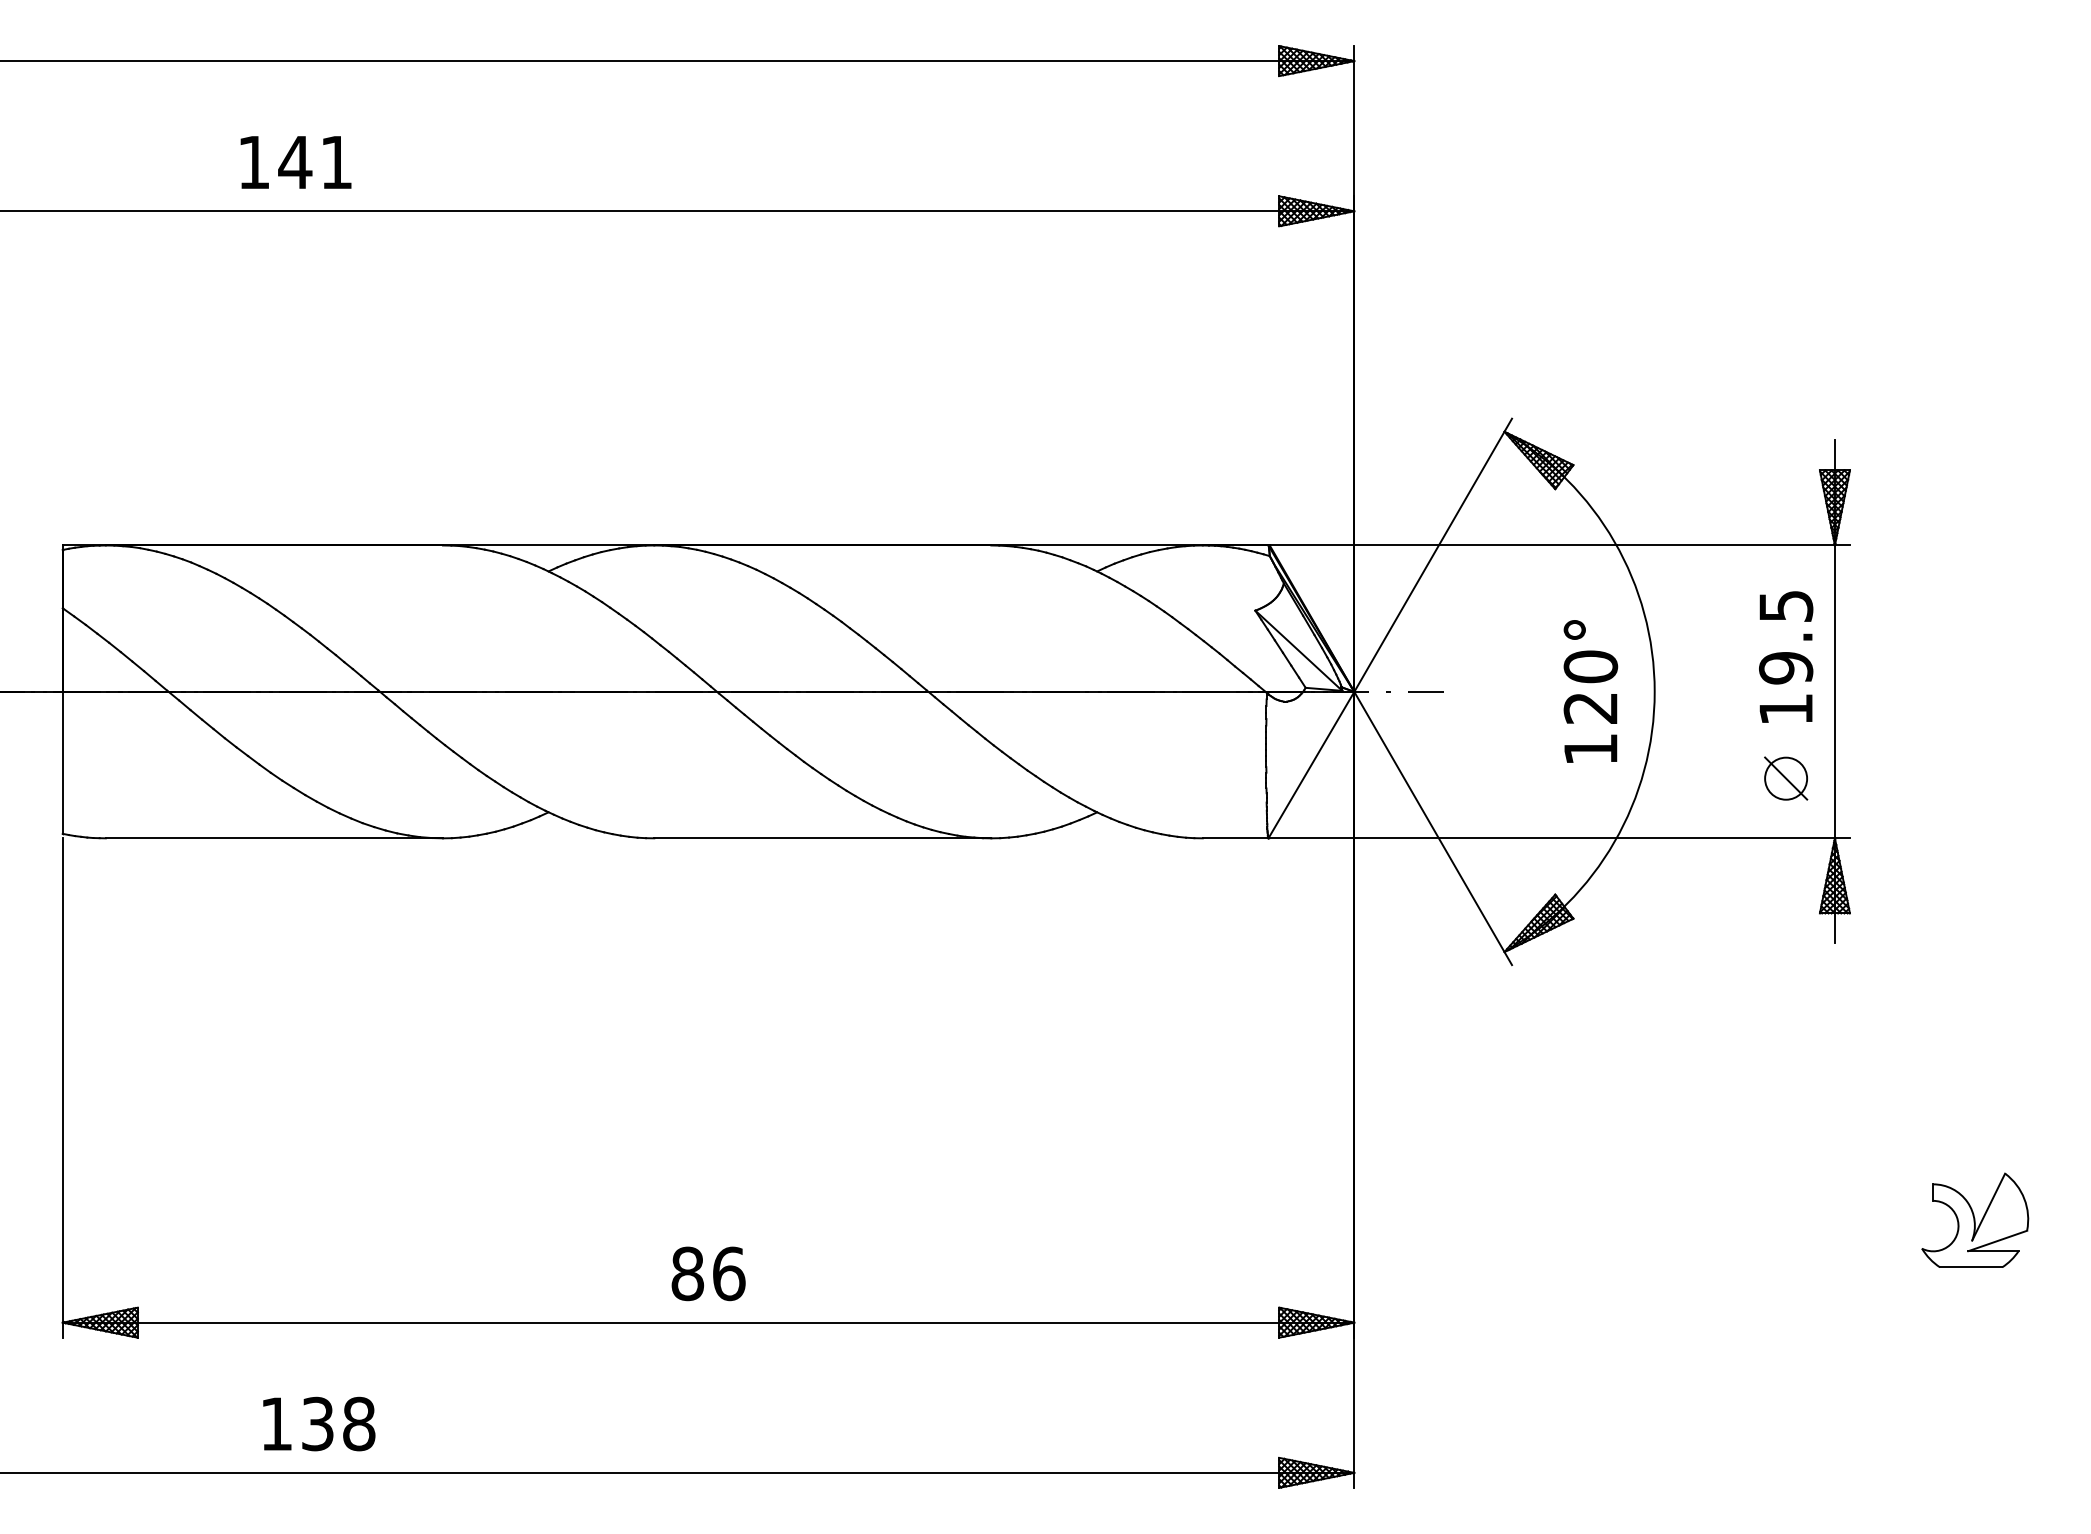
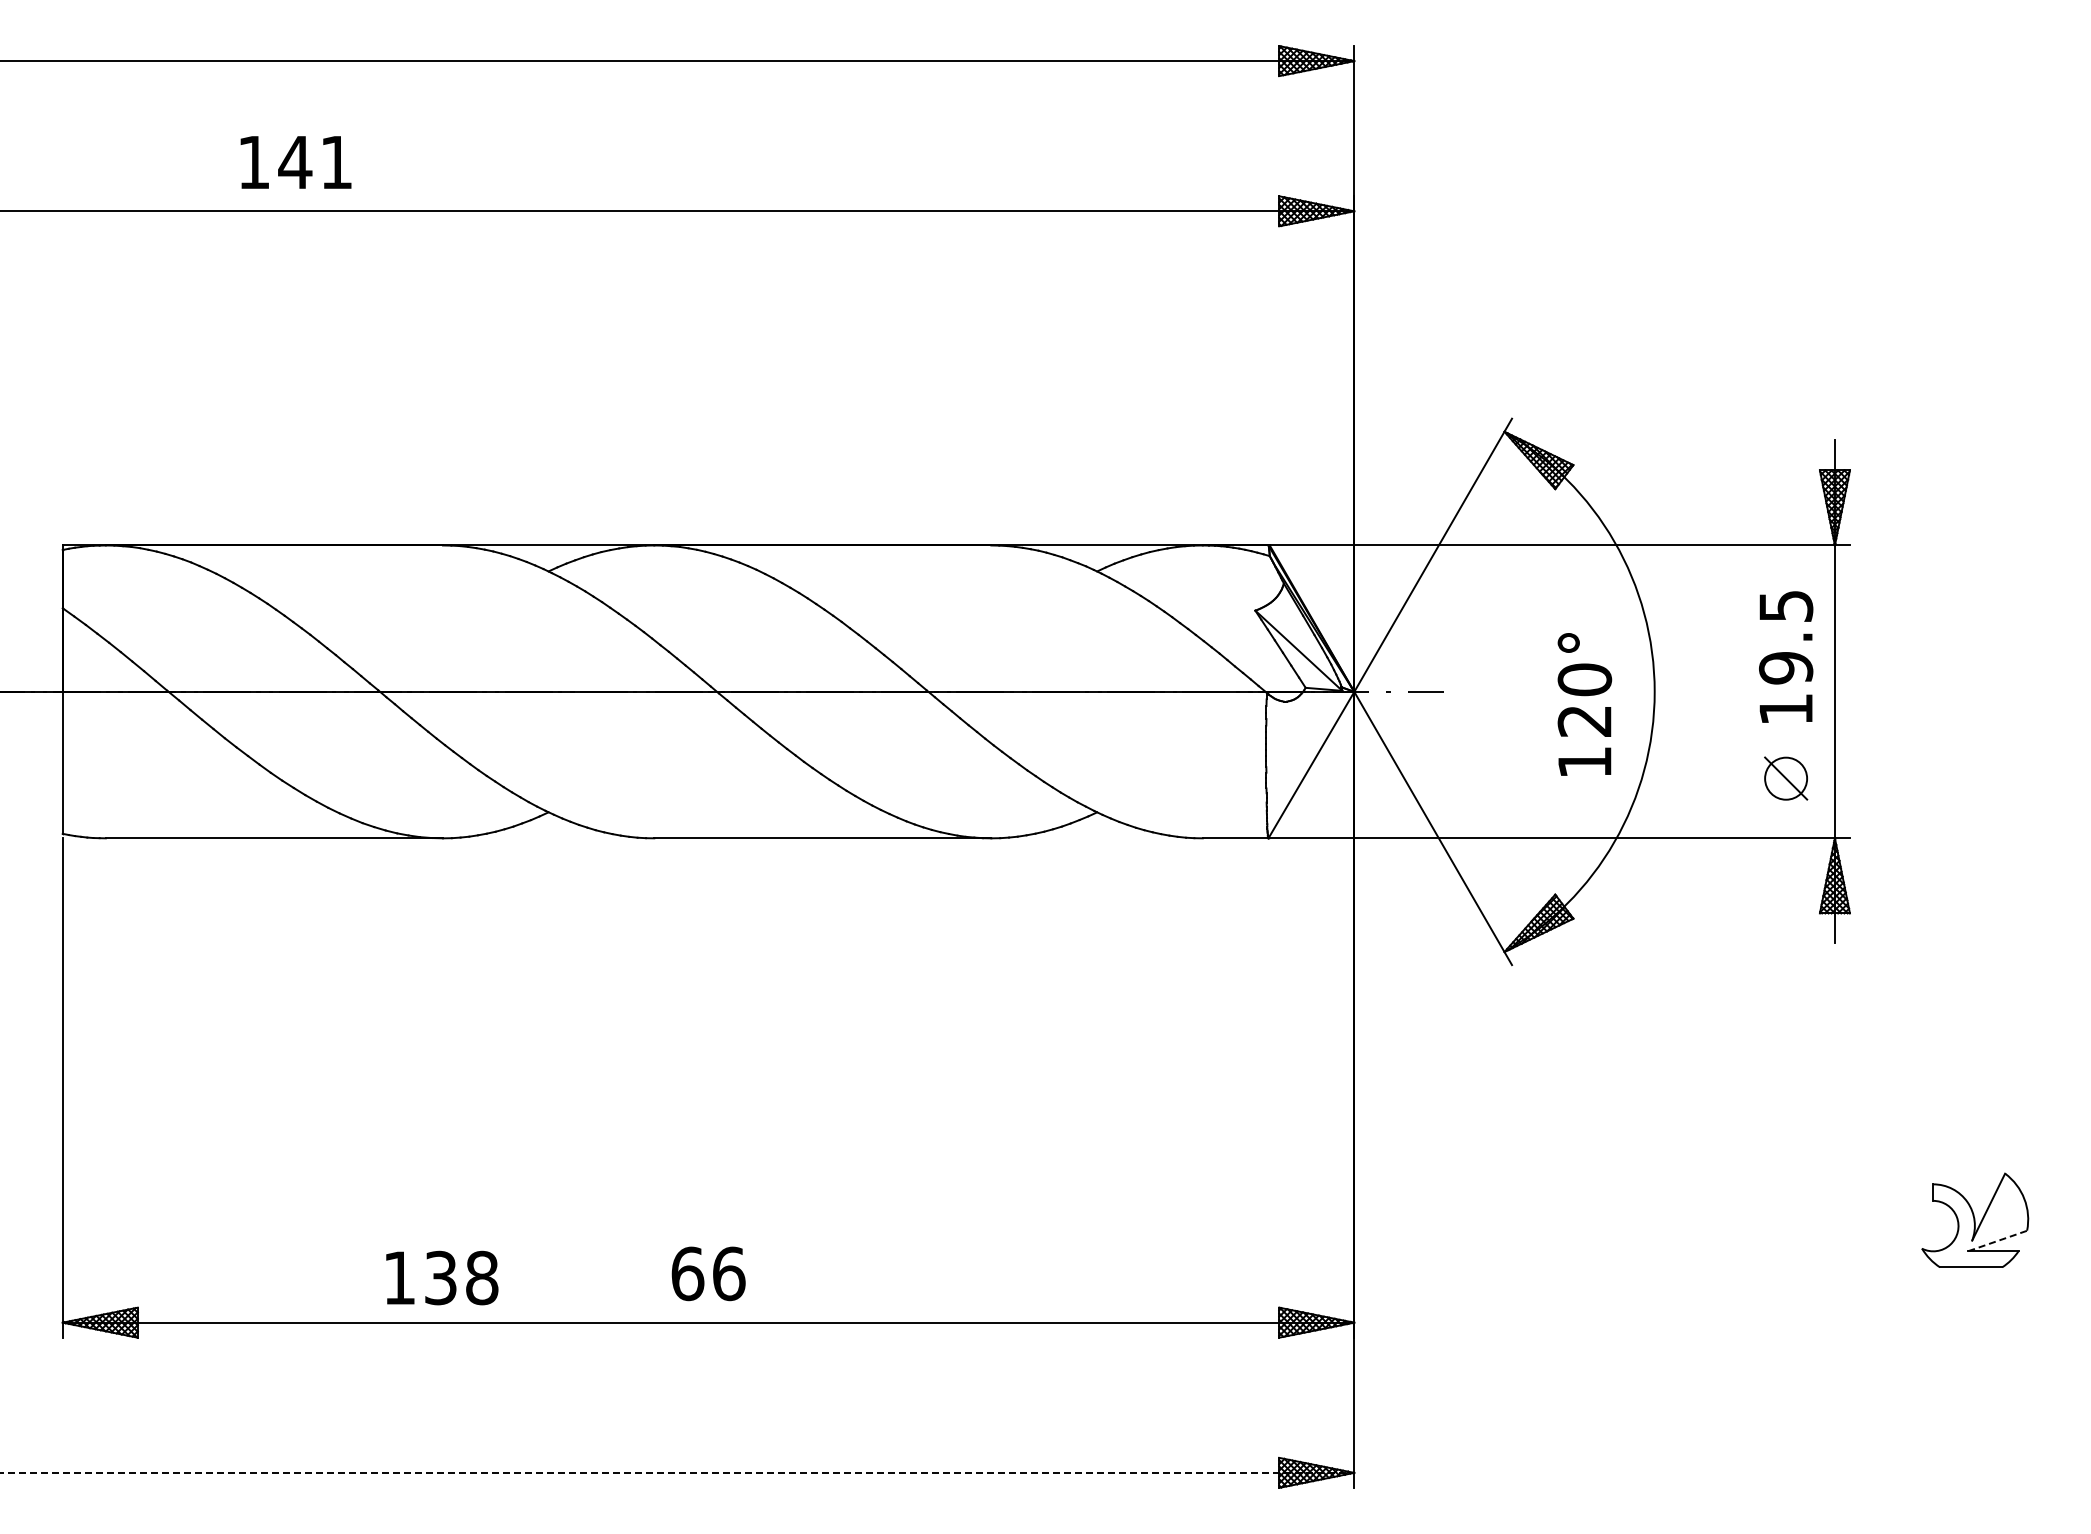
text position: (1590, 691) -> (1584, 704) (1584, 704)
line: solid -> dashed (1998, 1240)
text: 86 -> 66 (687, 1273)
text position: (319, 1423) -> (442, 1277) (442, 1277)
line: solid -> dashed (677, 1472)
